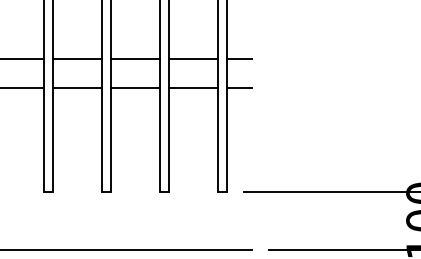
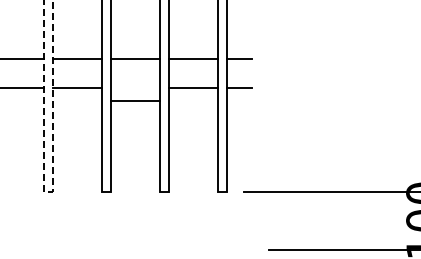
line position: (135, 87) -> (135, 100) (135, 100)
line: solid -> dashed (48, 191)
line: present -> none (126, 249)
